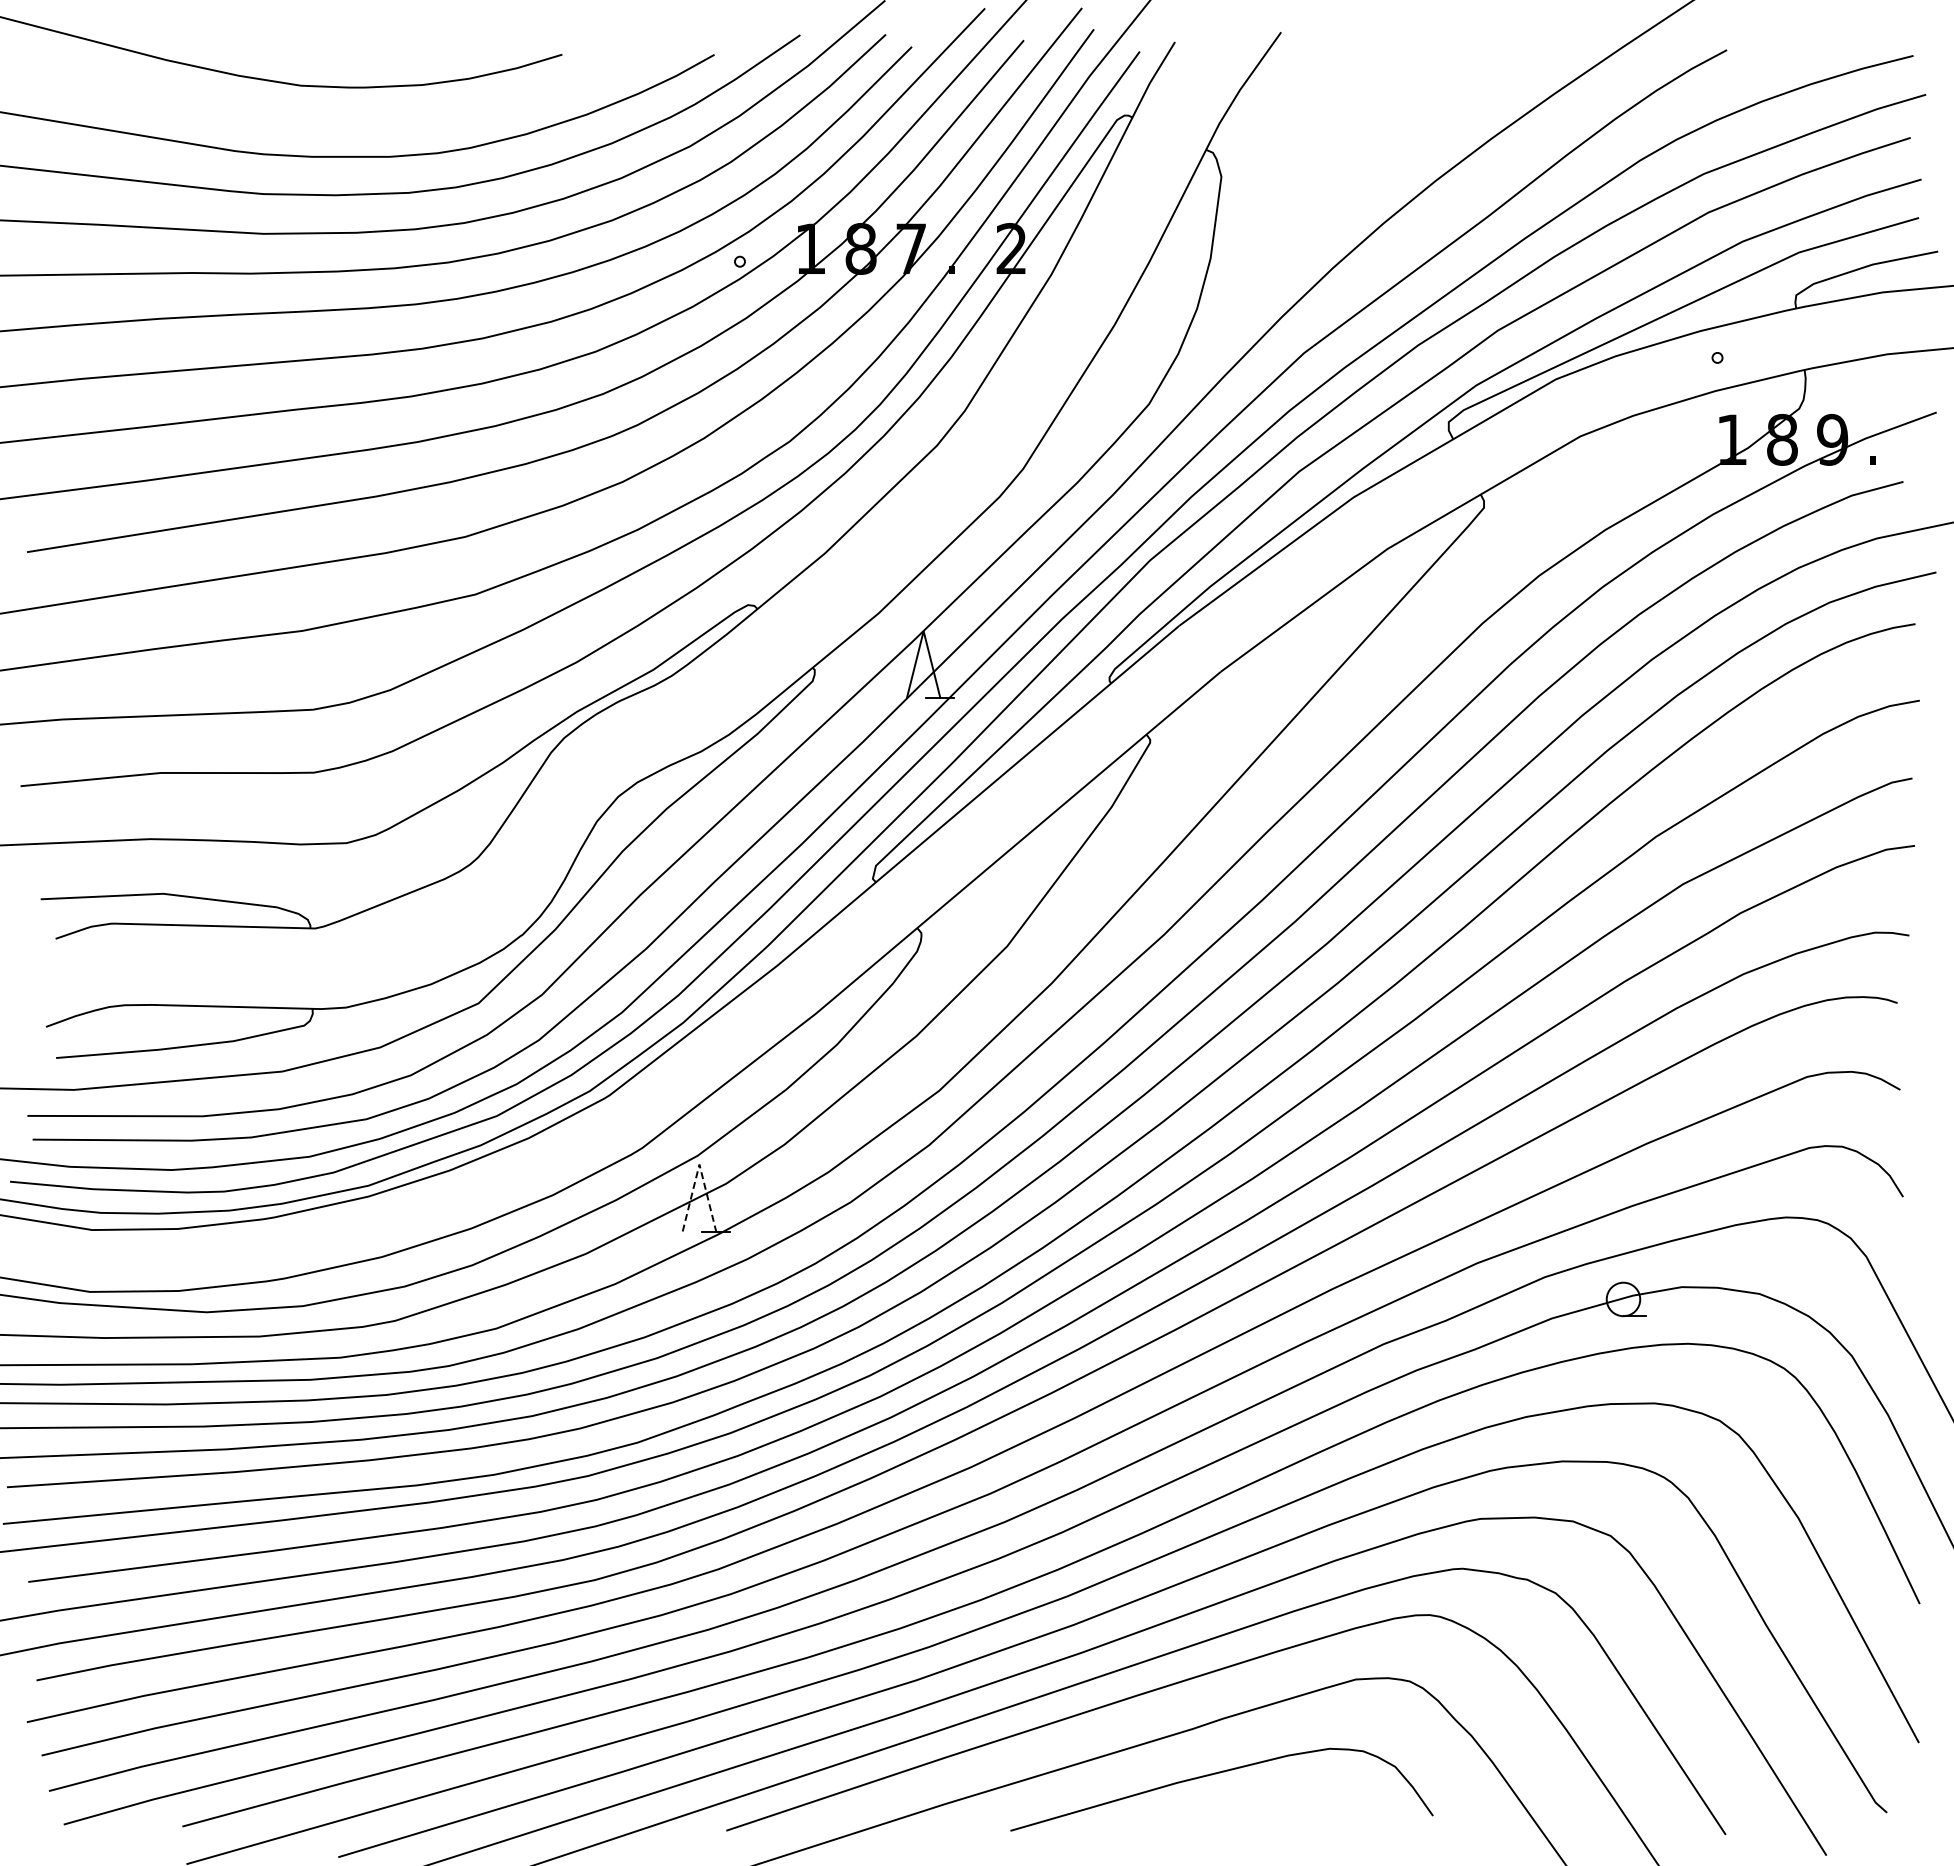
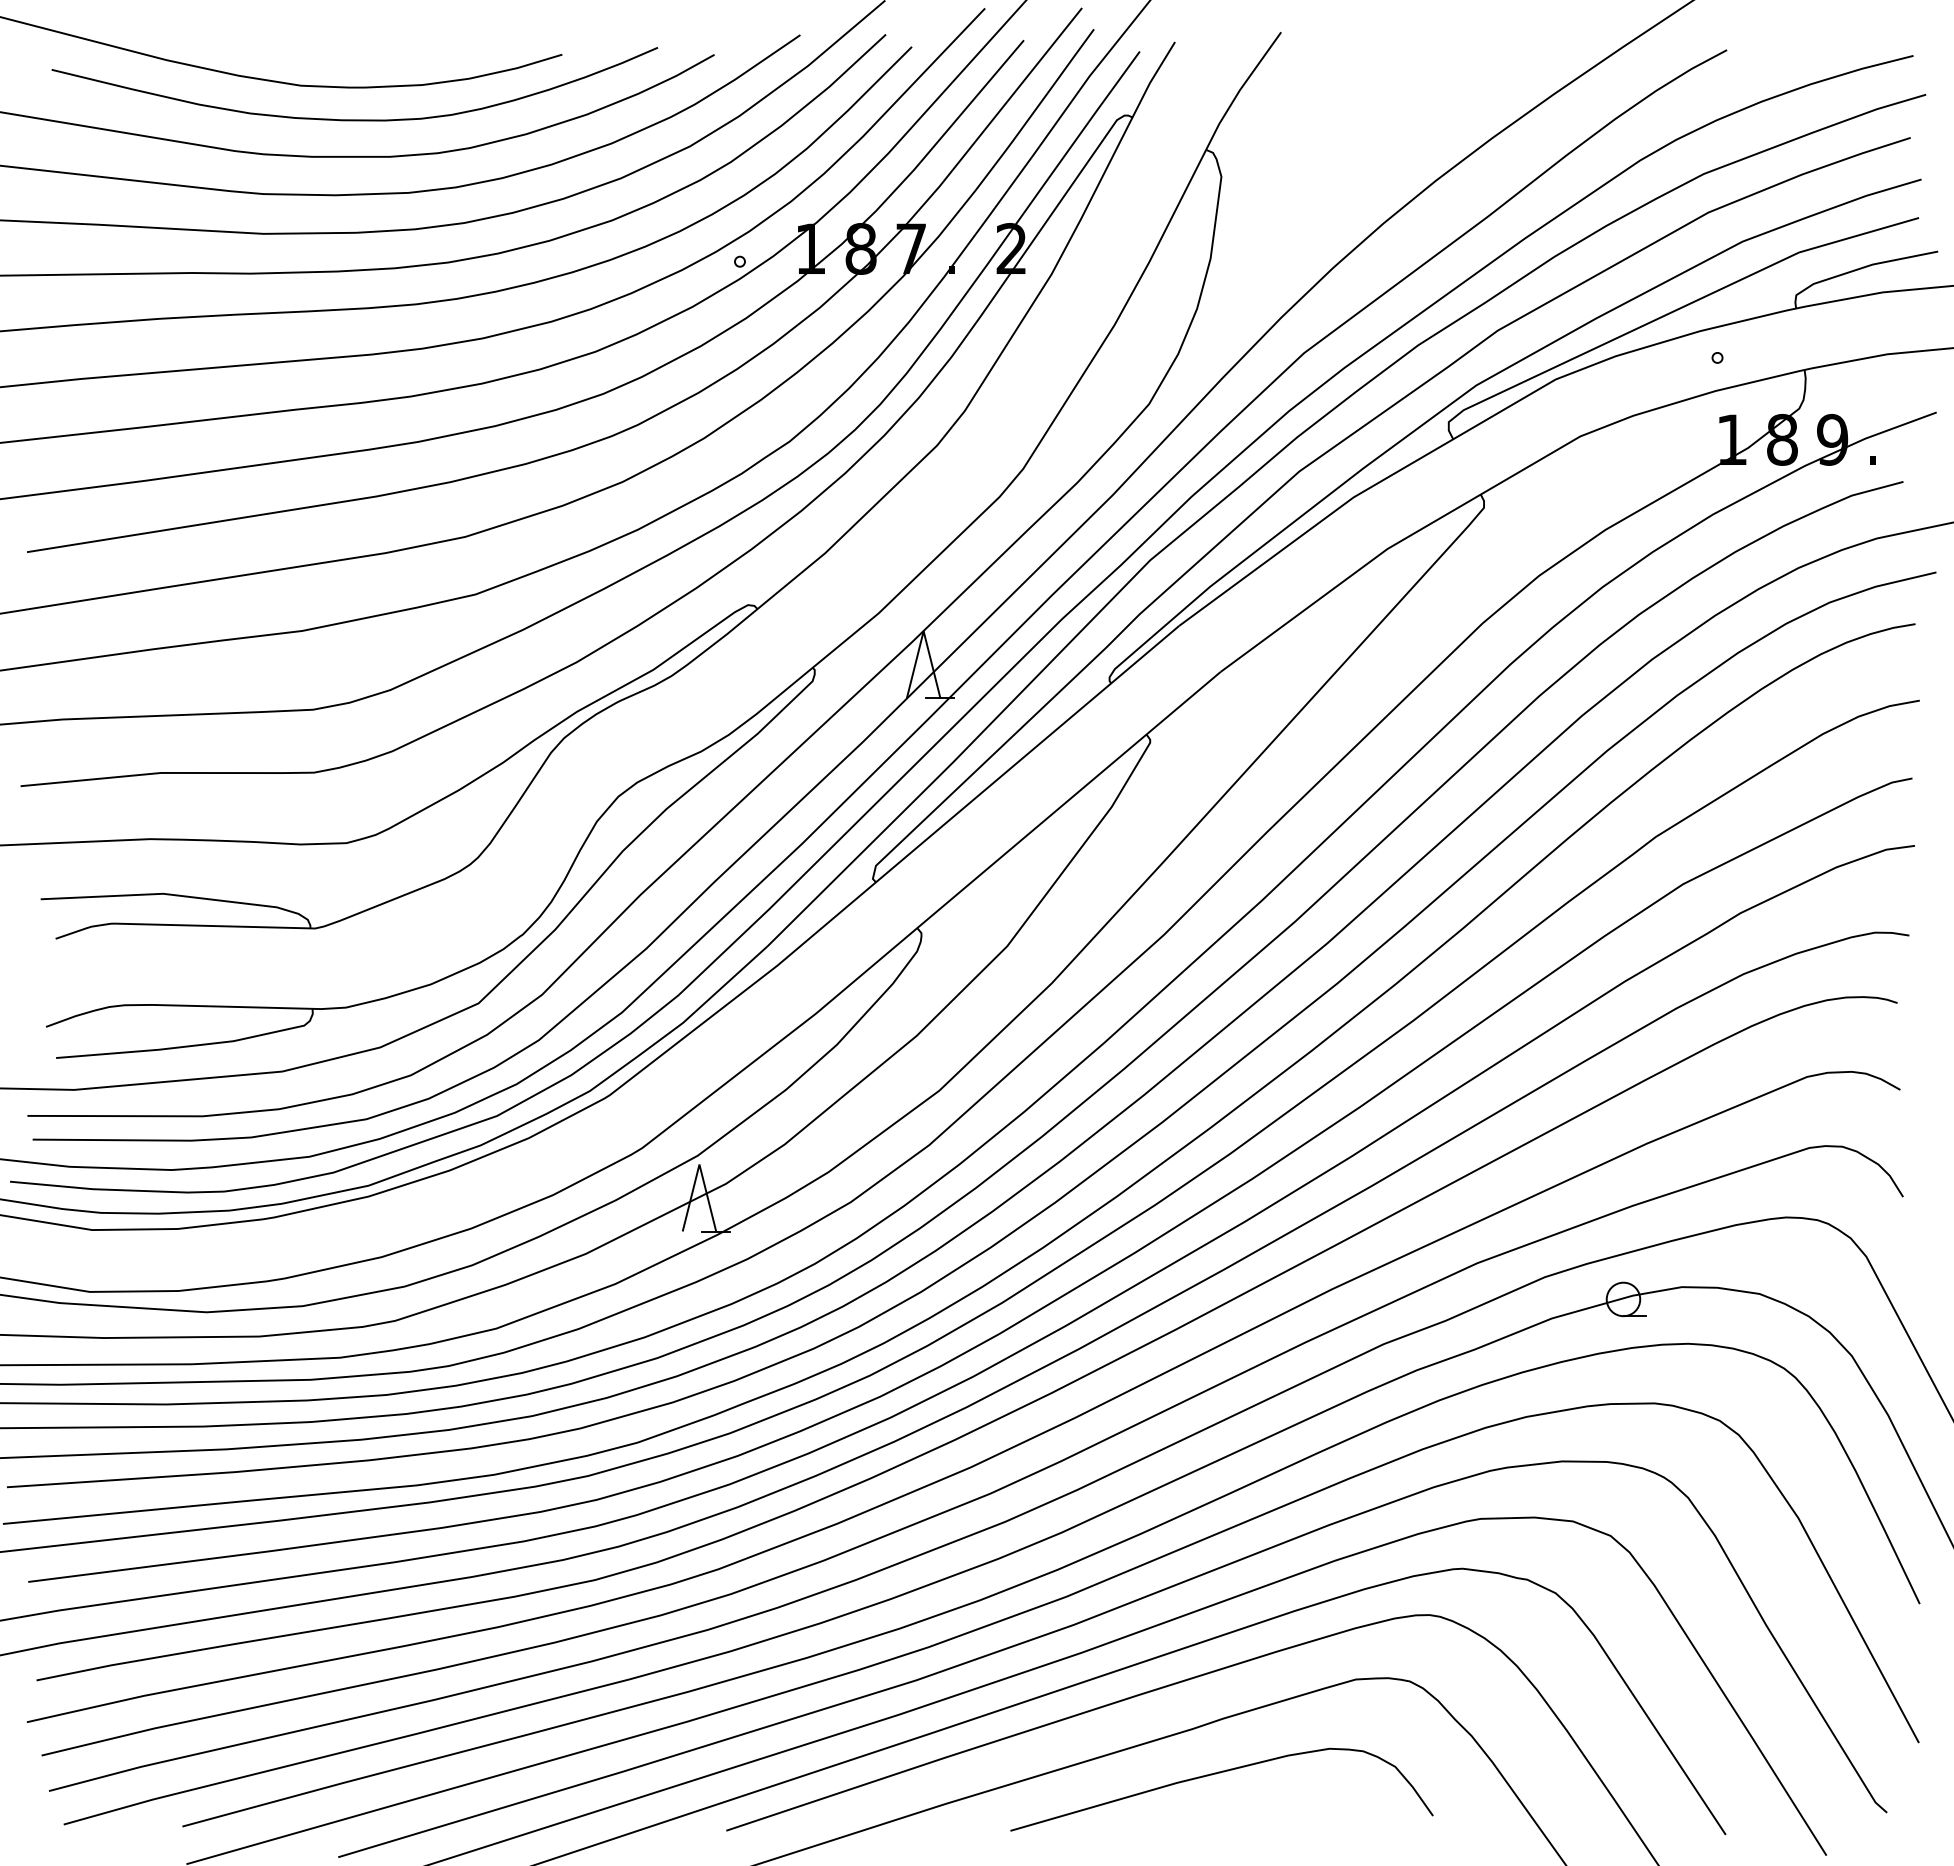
curve: none -> present (354, 119)
line: dashed -> solid (699, 1164)
